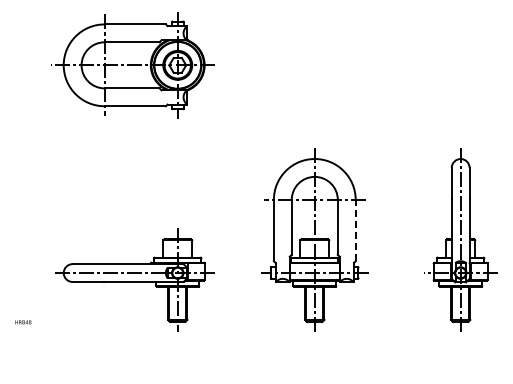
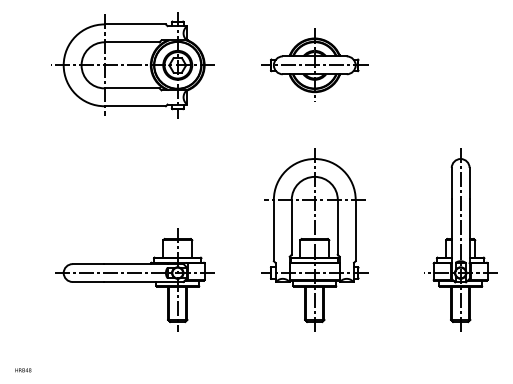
part: none -> present (314, 64)
line: dashed -> solid (355, 230)
text position: (23, 322) -> (23, 370) (23, 370)
